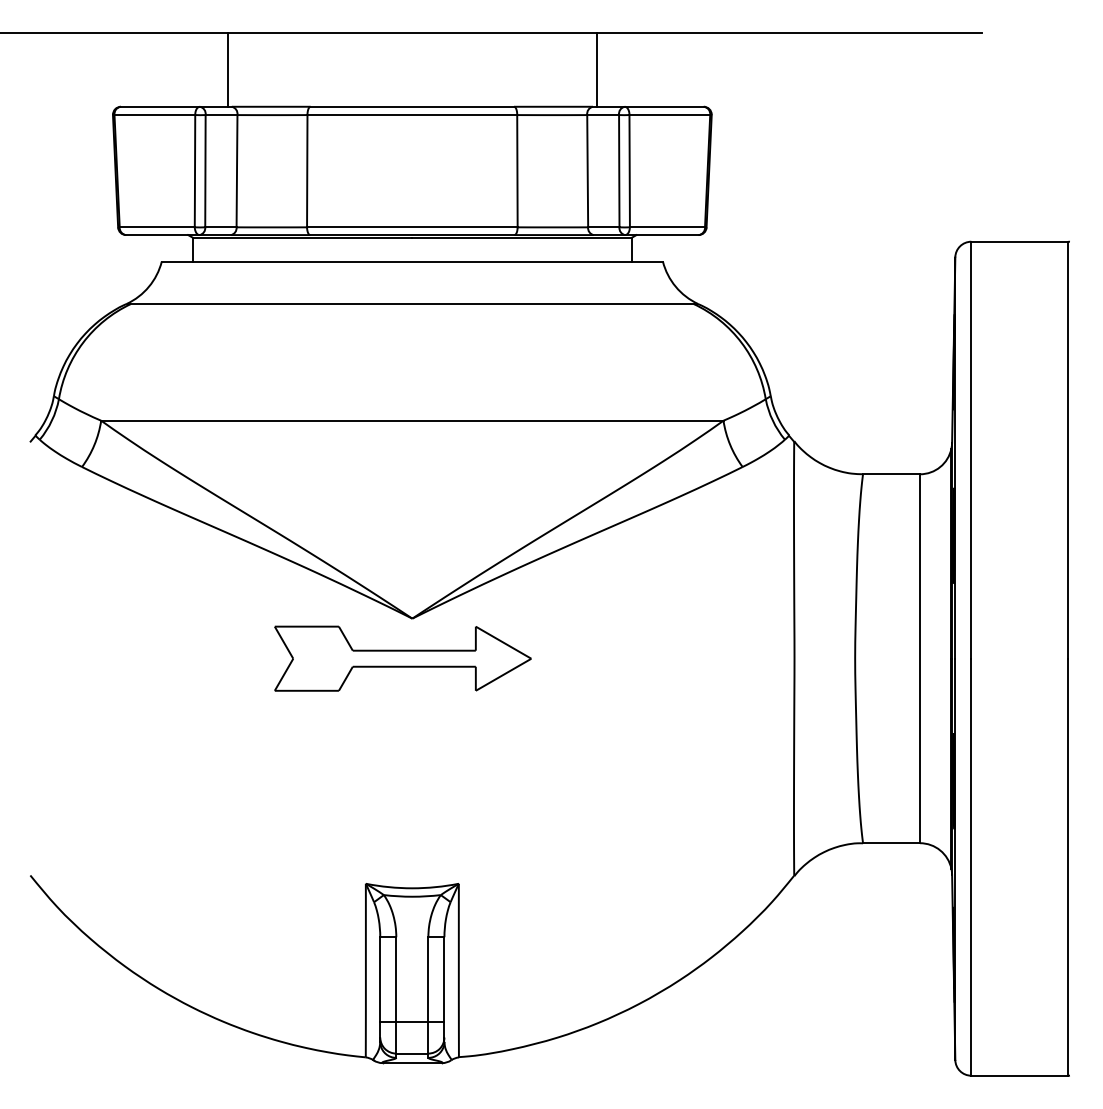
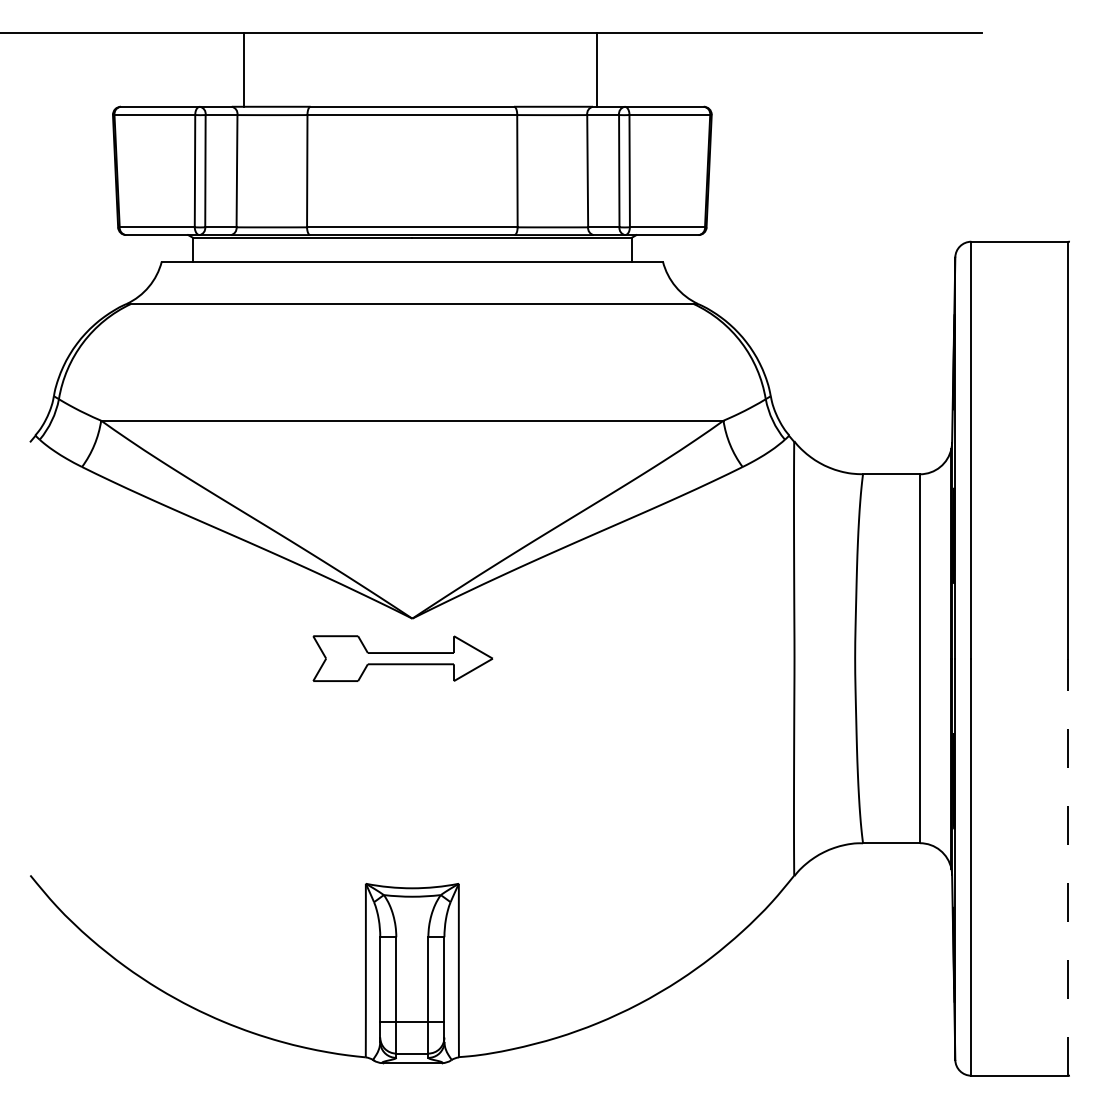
line position: (227, 69) -> (243, 69) (243, 69)
part size: 258x67 px -> 182x47 px (402, 658)
line: solid -> dashed (1068, 866)
